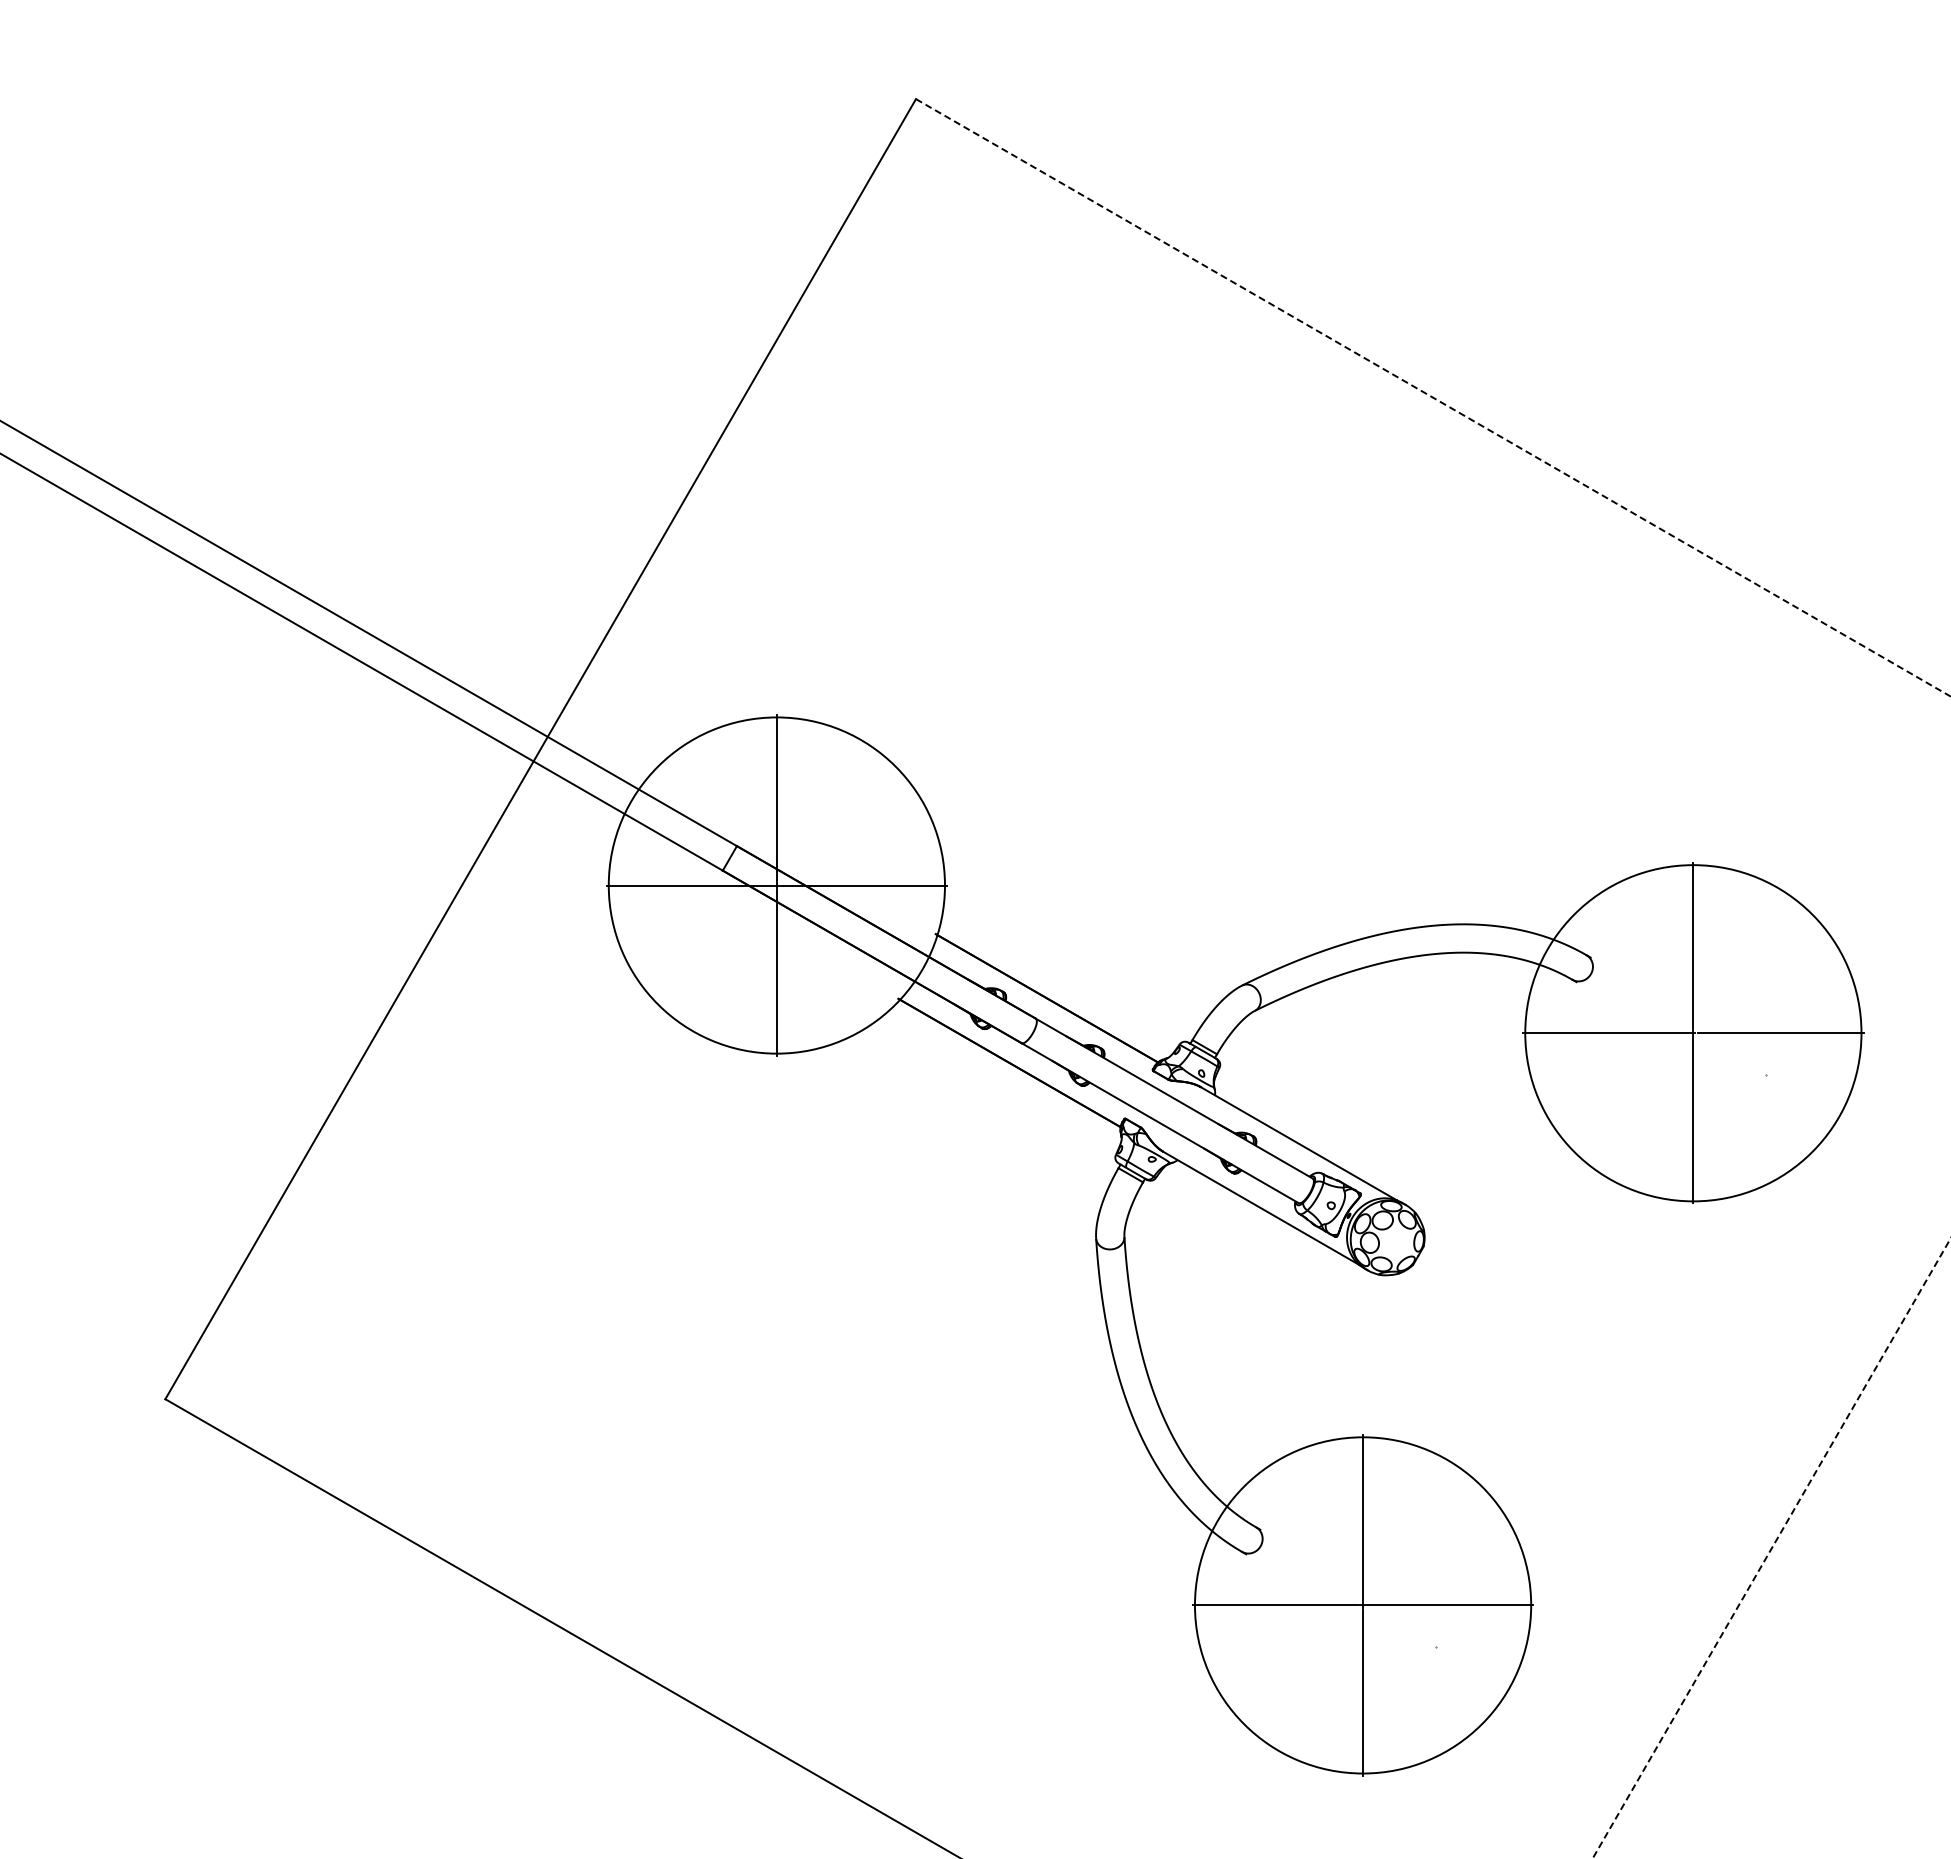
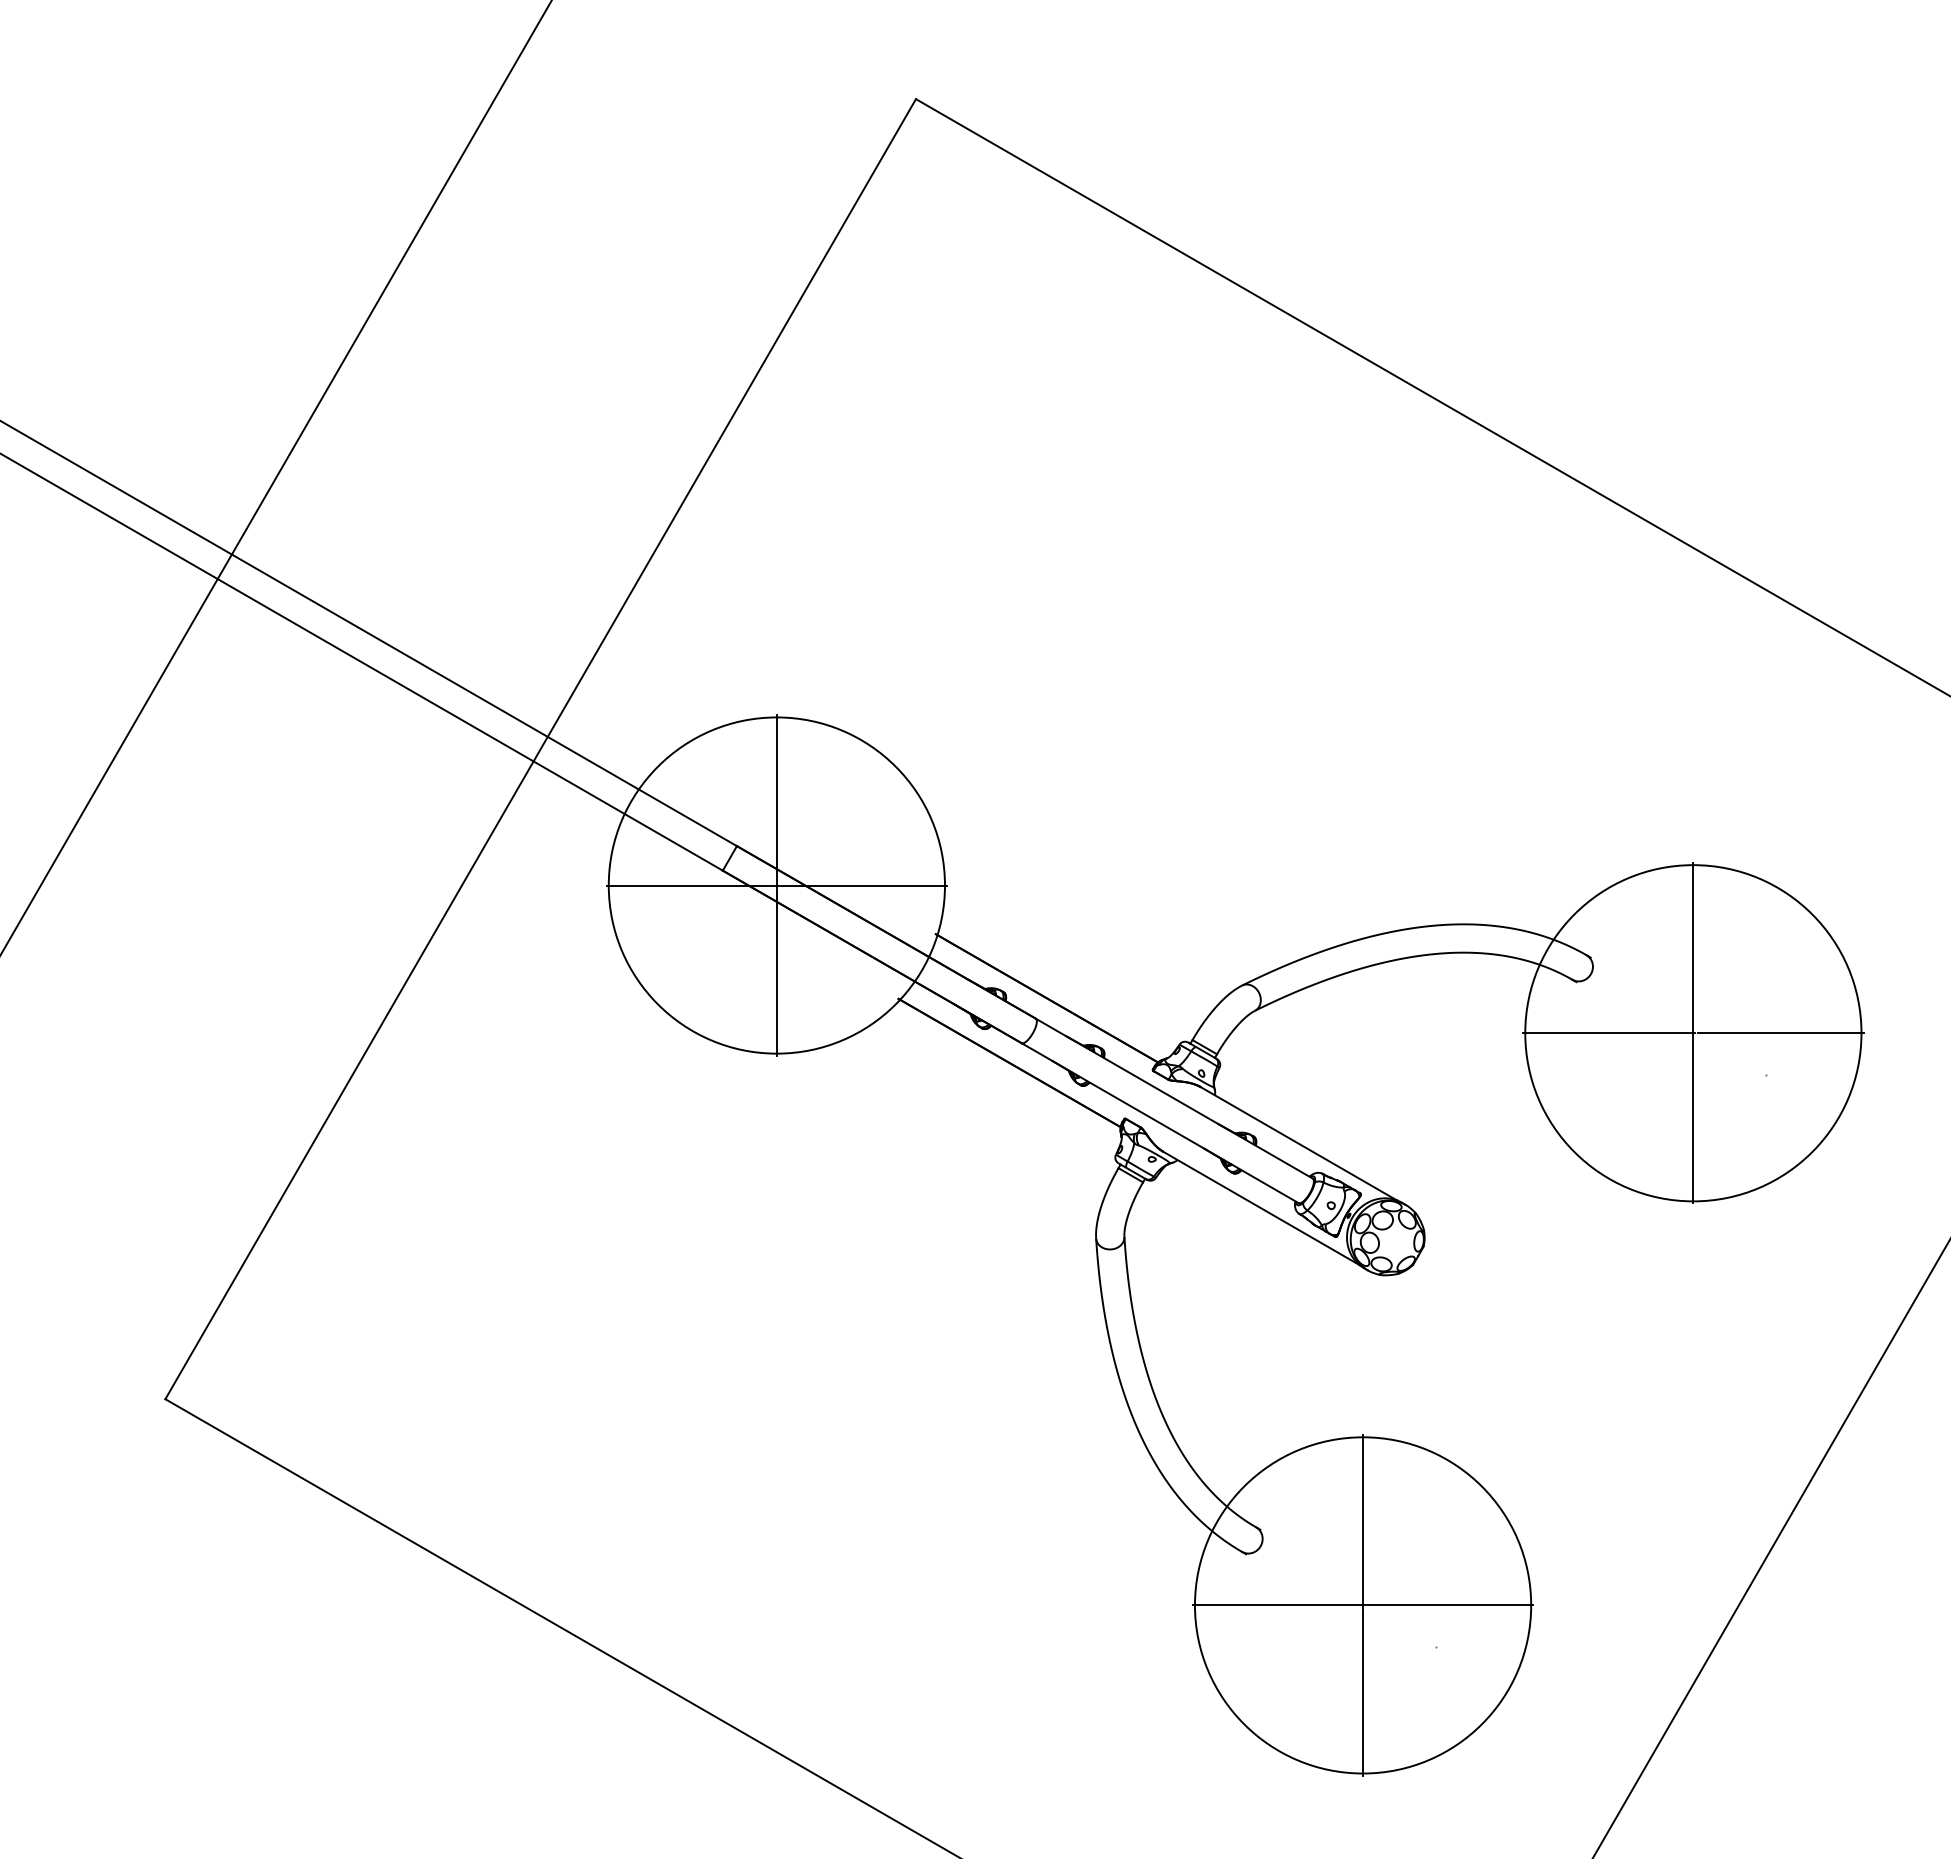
line: dashed -> solid (1433, 398)
line: none -> present (276, 477)
line: dashed -> solid (1771, 1548)
